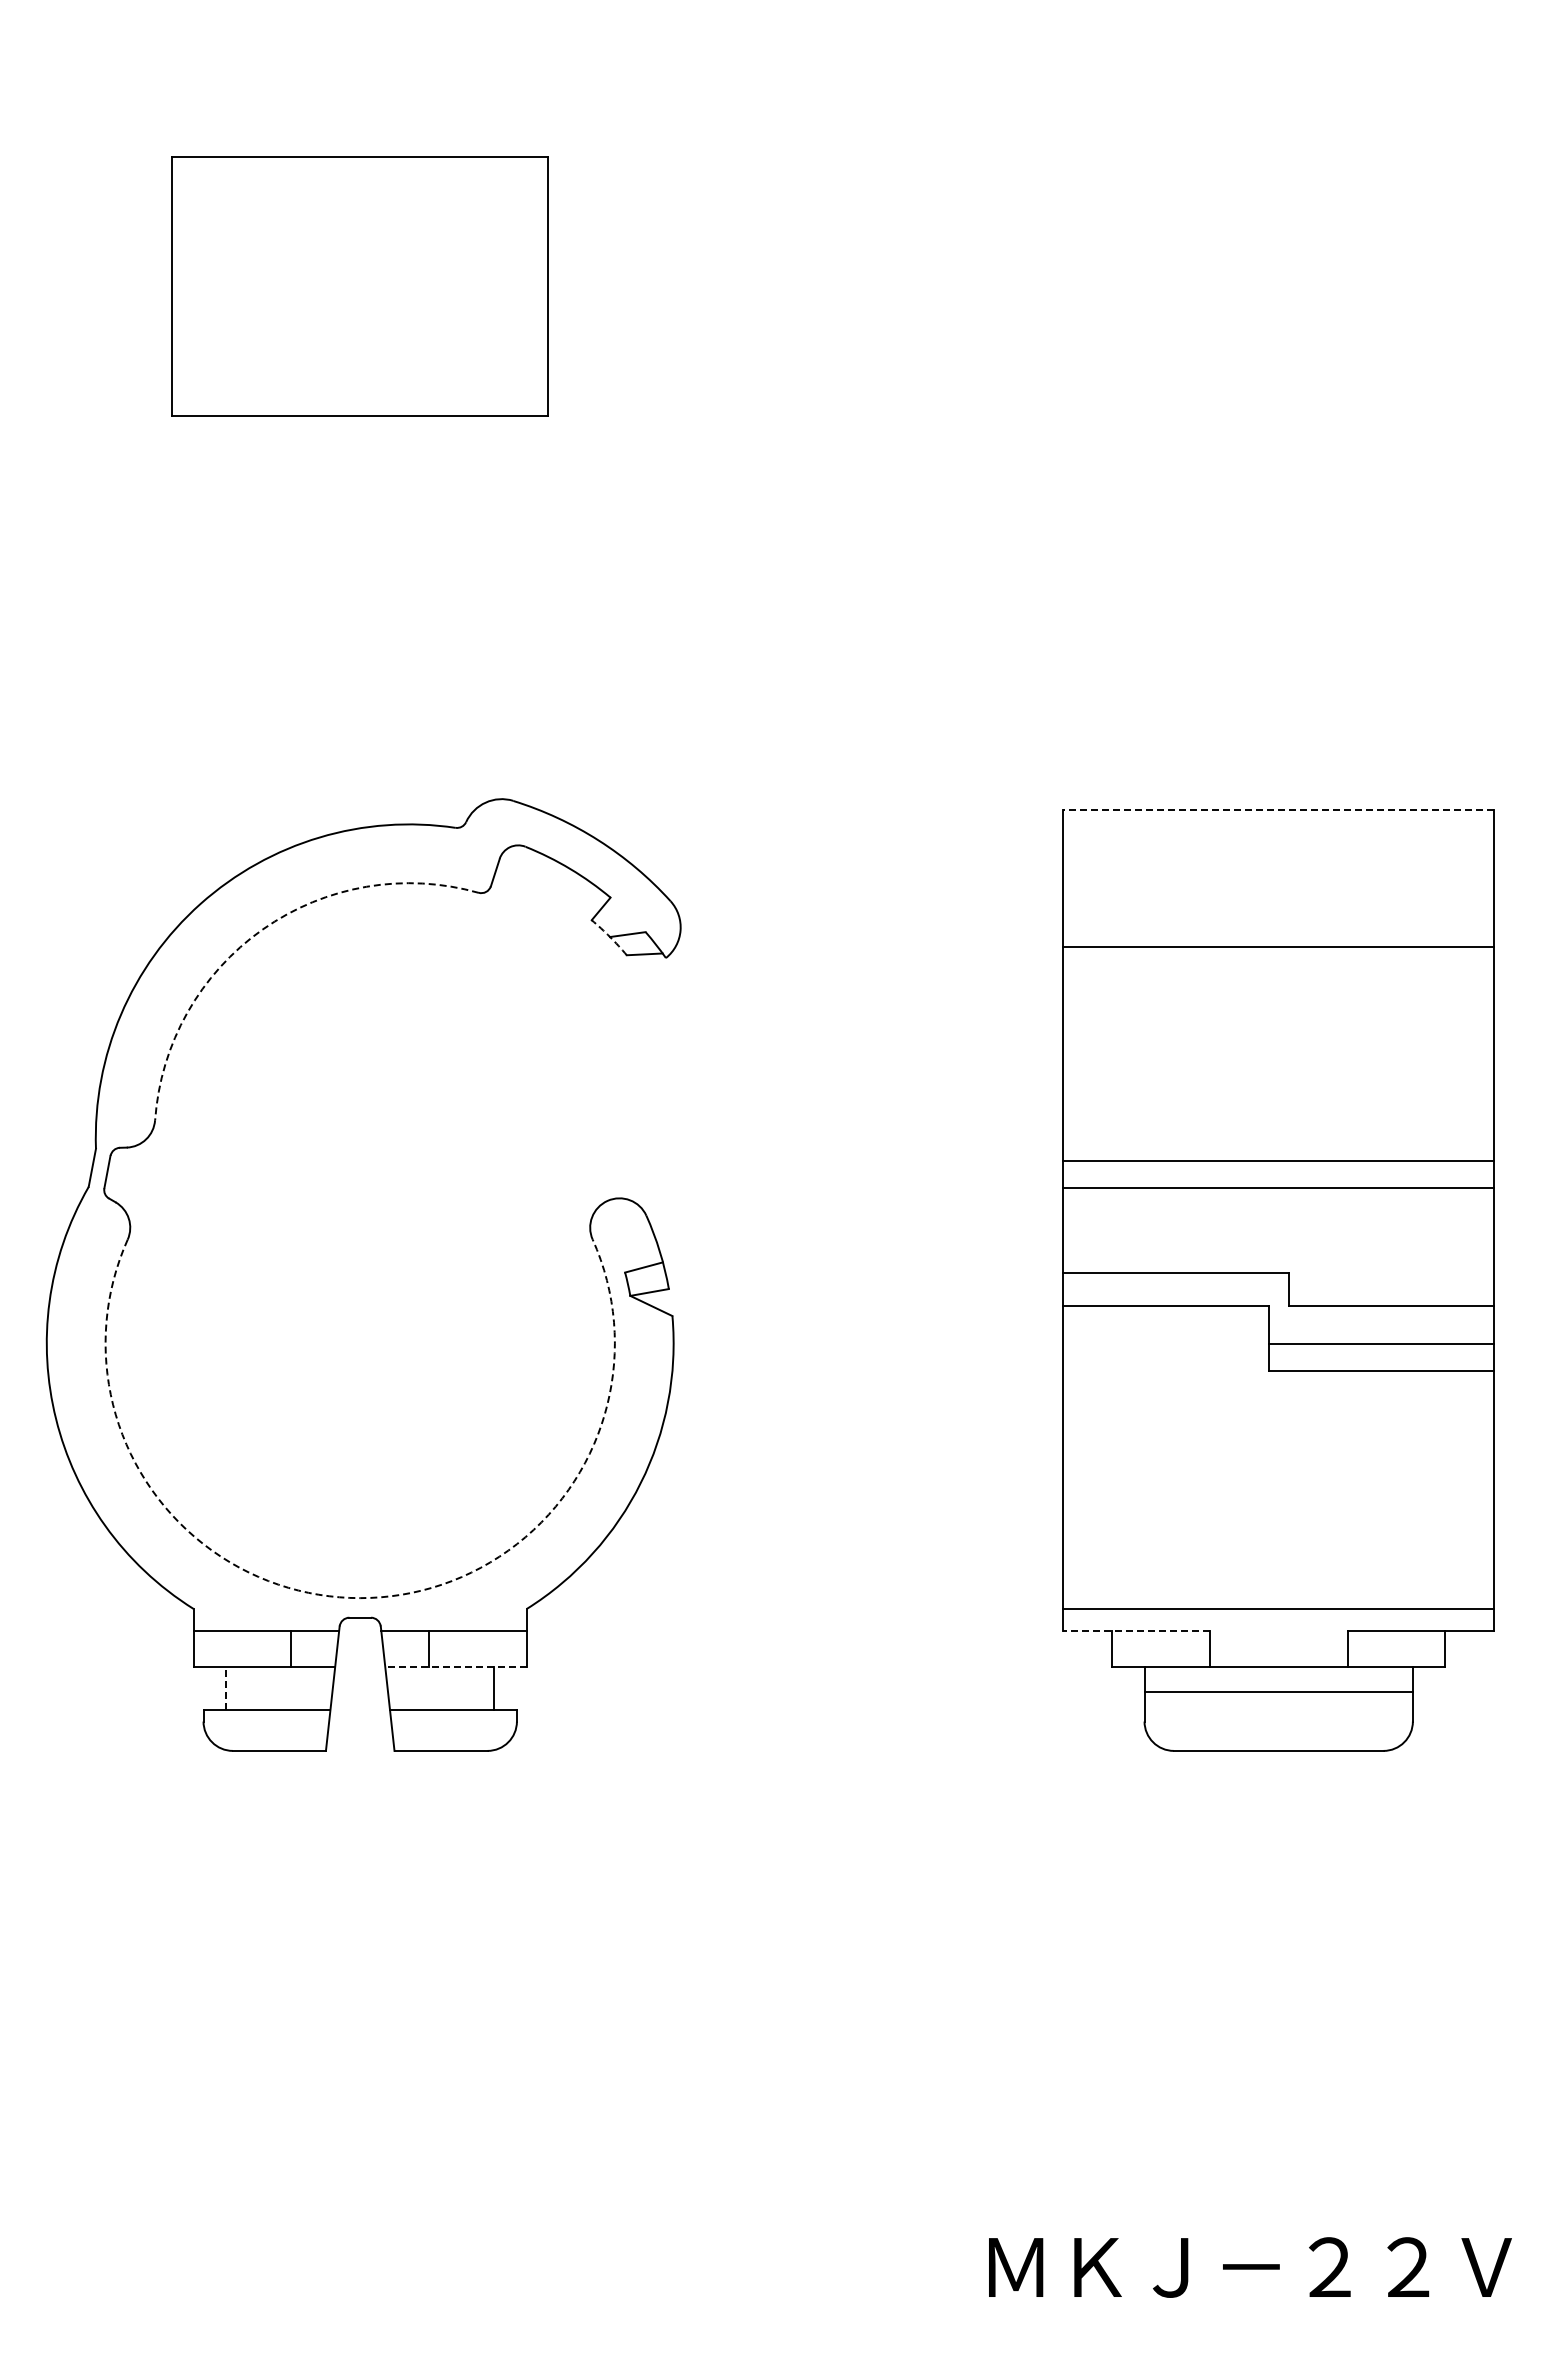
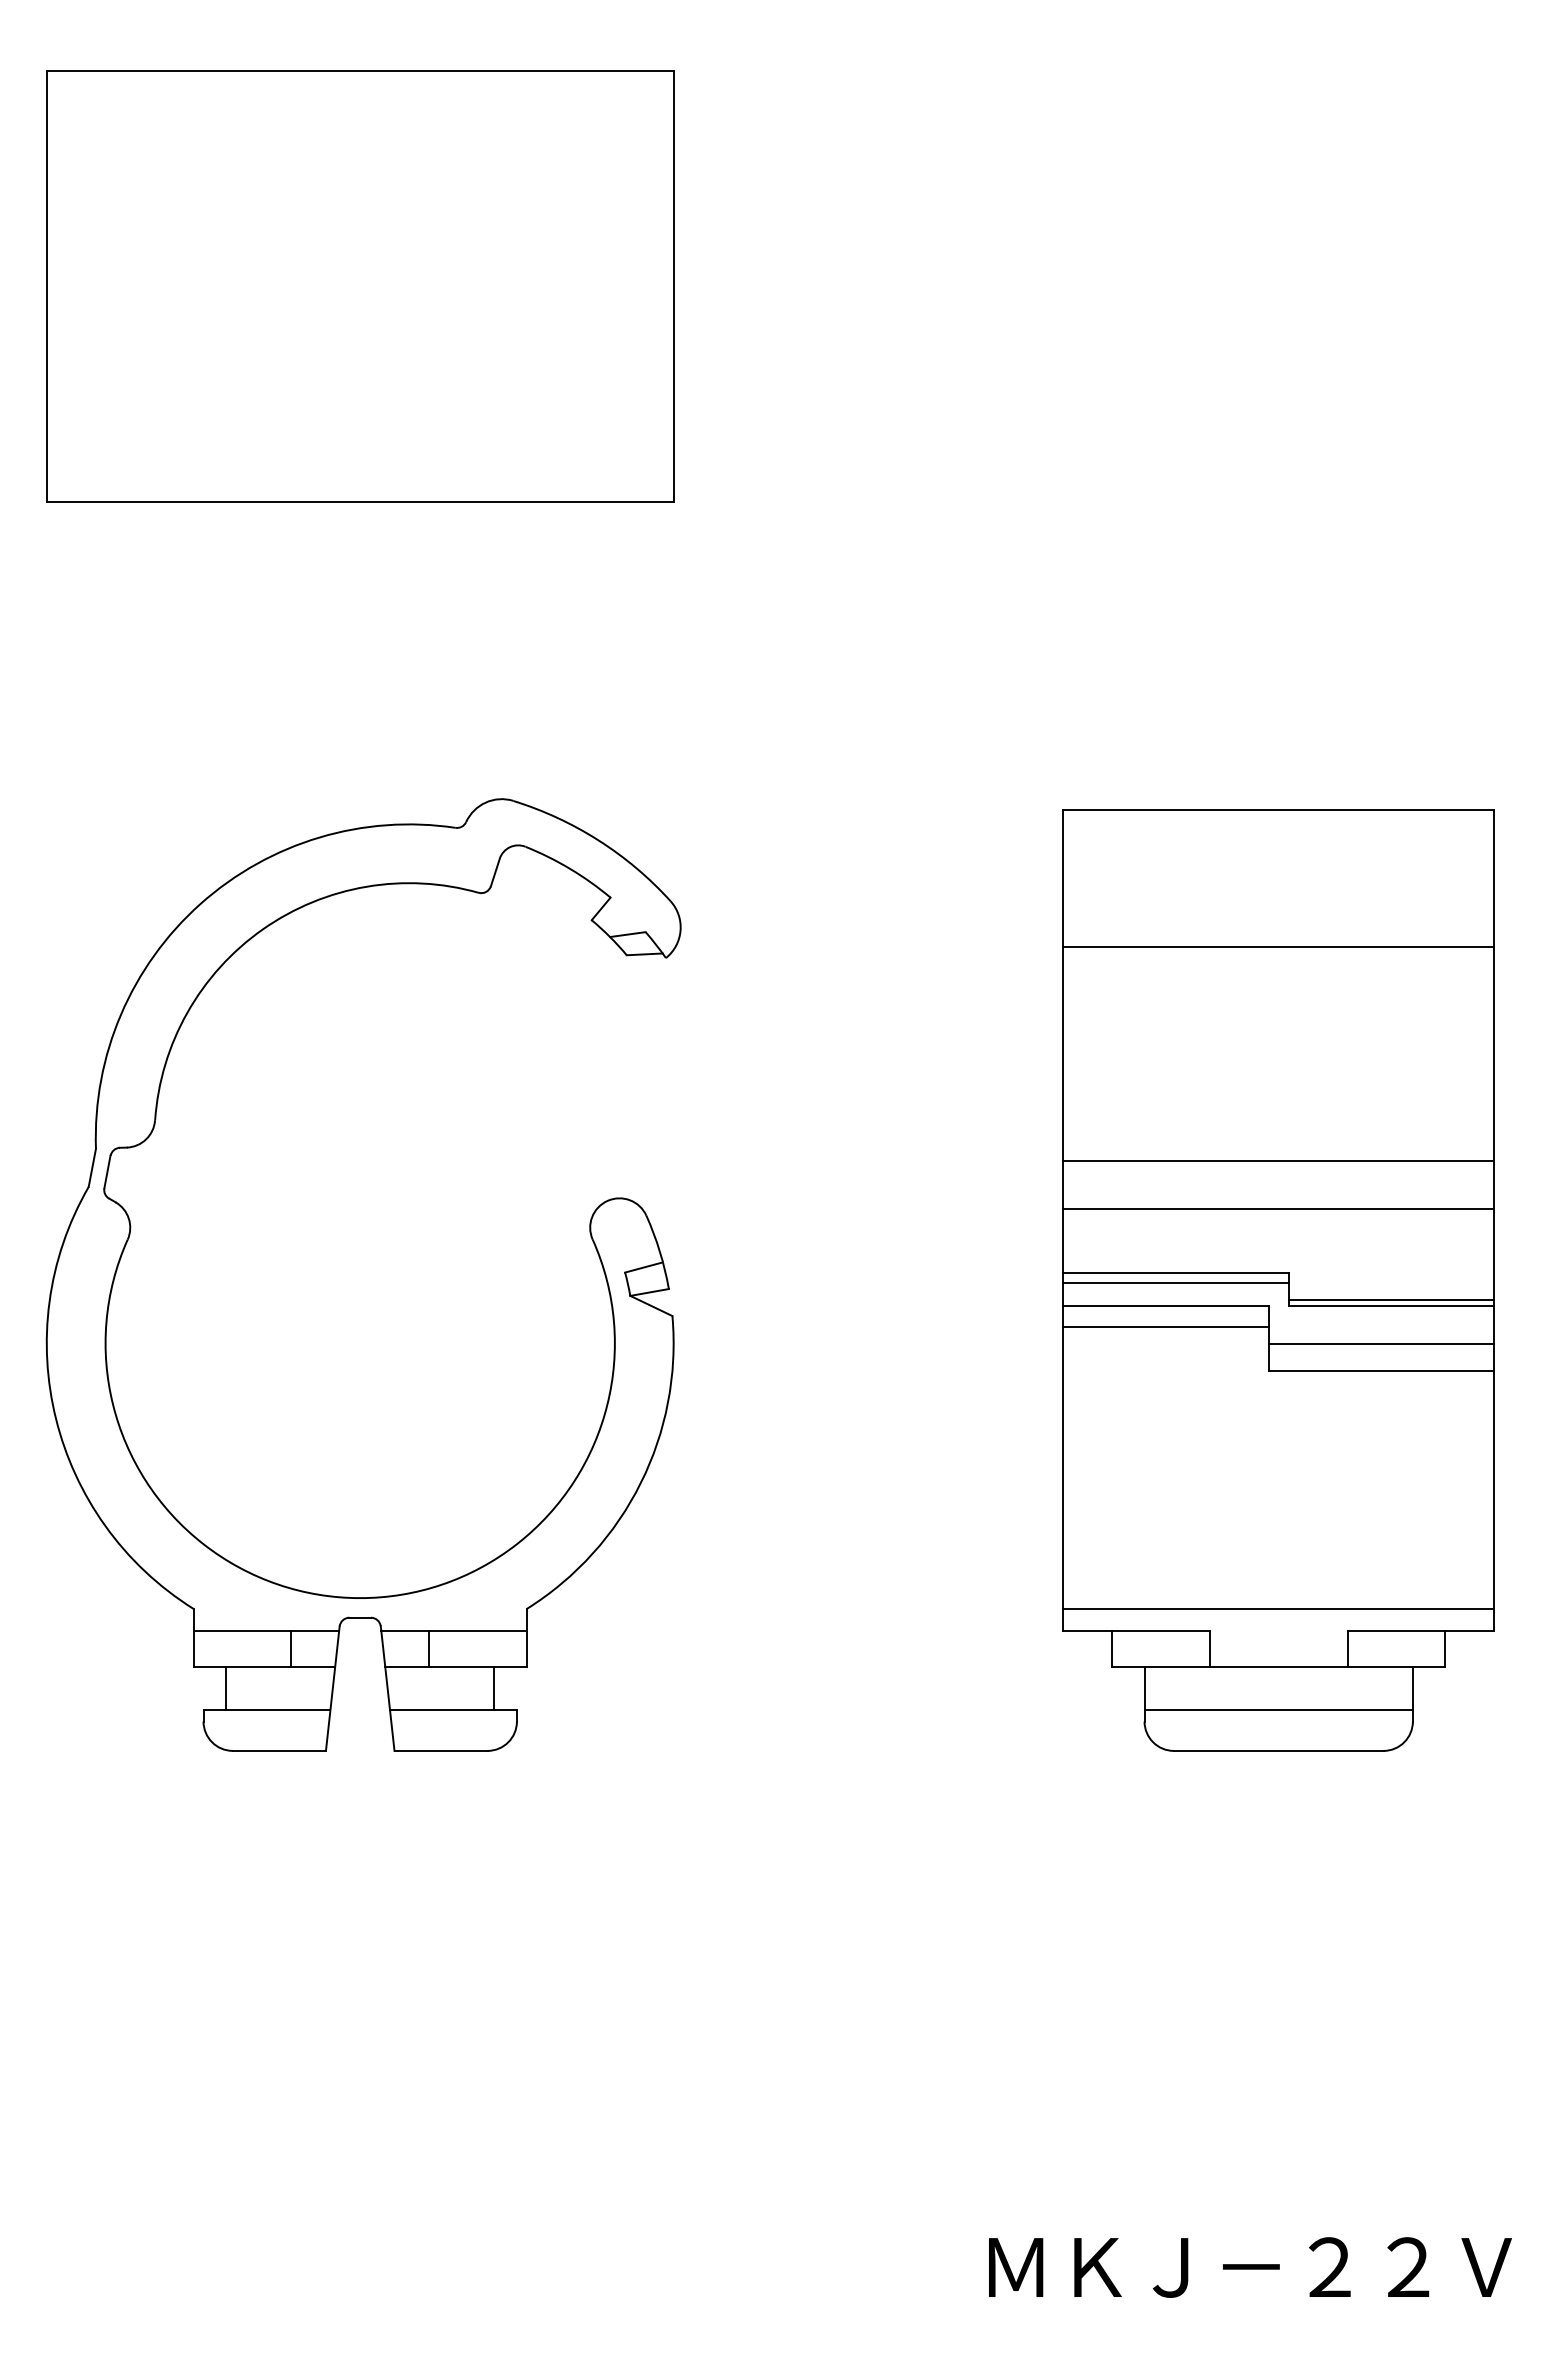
part size: 378x261 px -> 629x433 px (360, 286)
line: dashed -> solid (1278, 809)
arc: dashed -> solid (262, 929)
arc: dashed -> solid (610, 936)
line position: (1278, 1187) -> (1278, 1208) (1278, 1208)
line: none -> present (1175, 1283)
line: none -> present (1391, 1299)
line: none -> present (1165, 1326)
arc: dashed -> solid (360, 1598)
line: dashed -> solid (1136, 1631)
line: dashed -> solid (455, 1666)
line: dashed -> solid (226, 1688)
line position: (1278, 1691) -> (1278, 1709) (1278, 1709)
